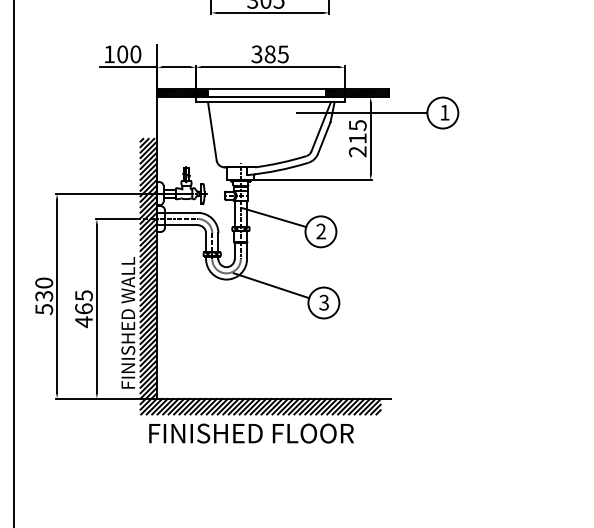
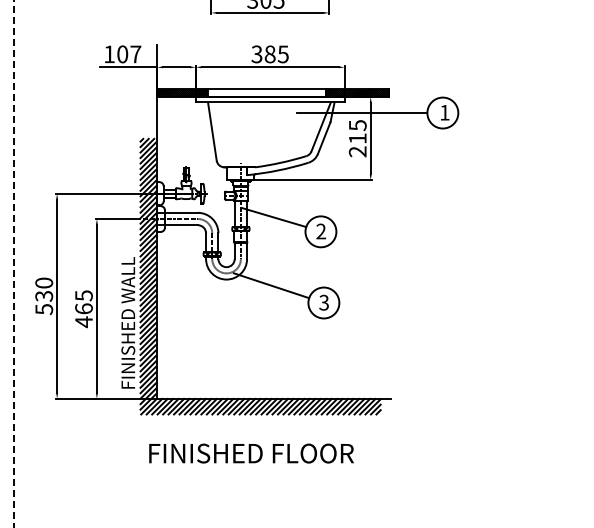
text: 100 -> 107 (135, 54)
line: solid -> dashed (13, 264)
text position: (251, 433) -> (251, 453) (251, 453)
